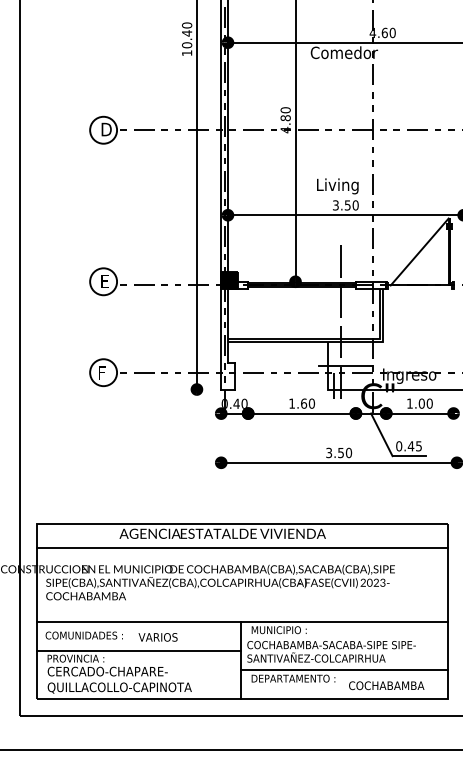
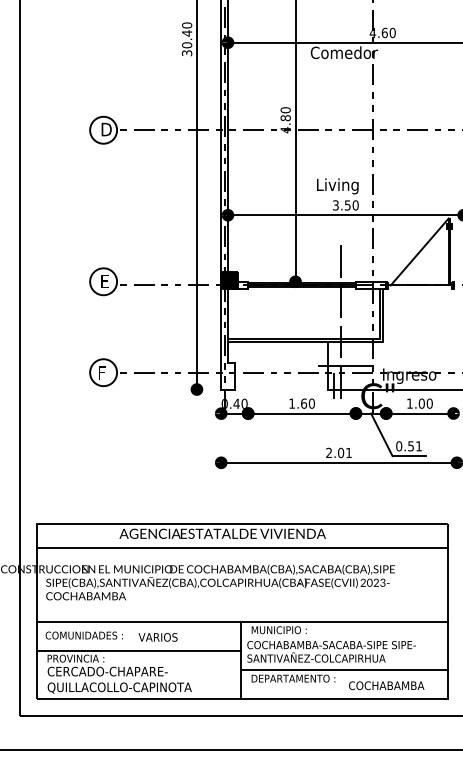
text: 10.40 -> 30.40 (187, 53)
text: 0.45 -> 0.51 (414, 446)
text: 3.50 -> 2.01 (339, 452)
